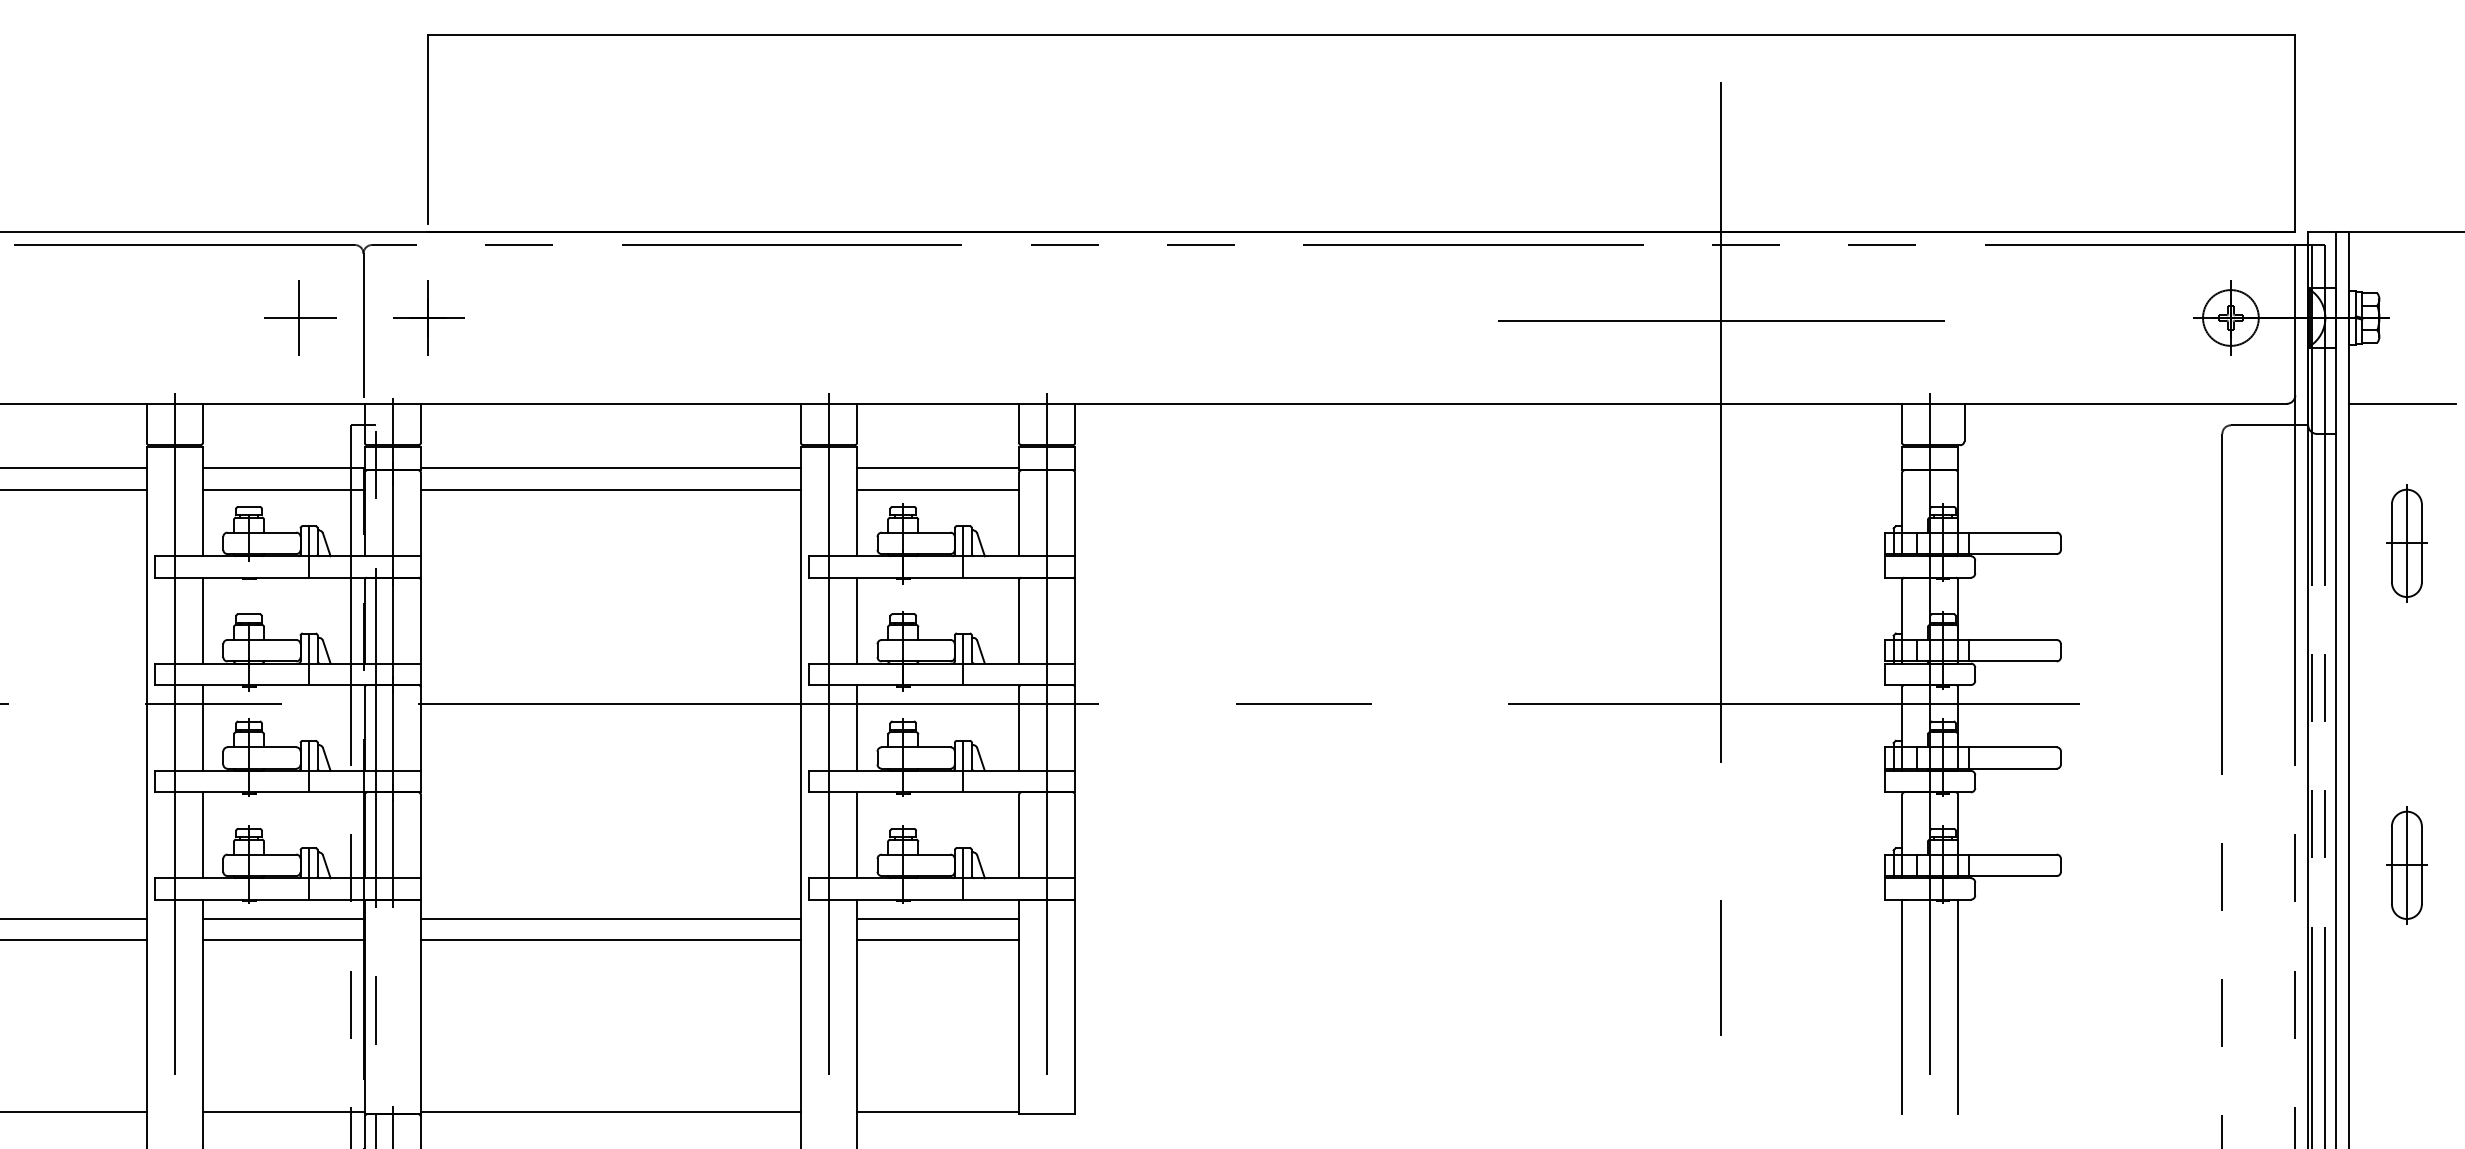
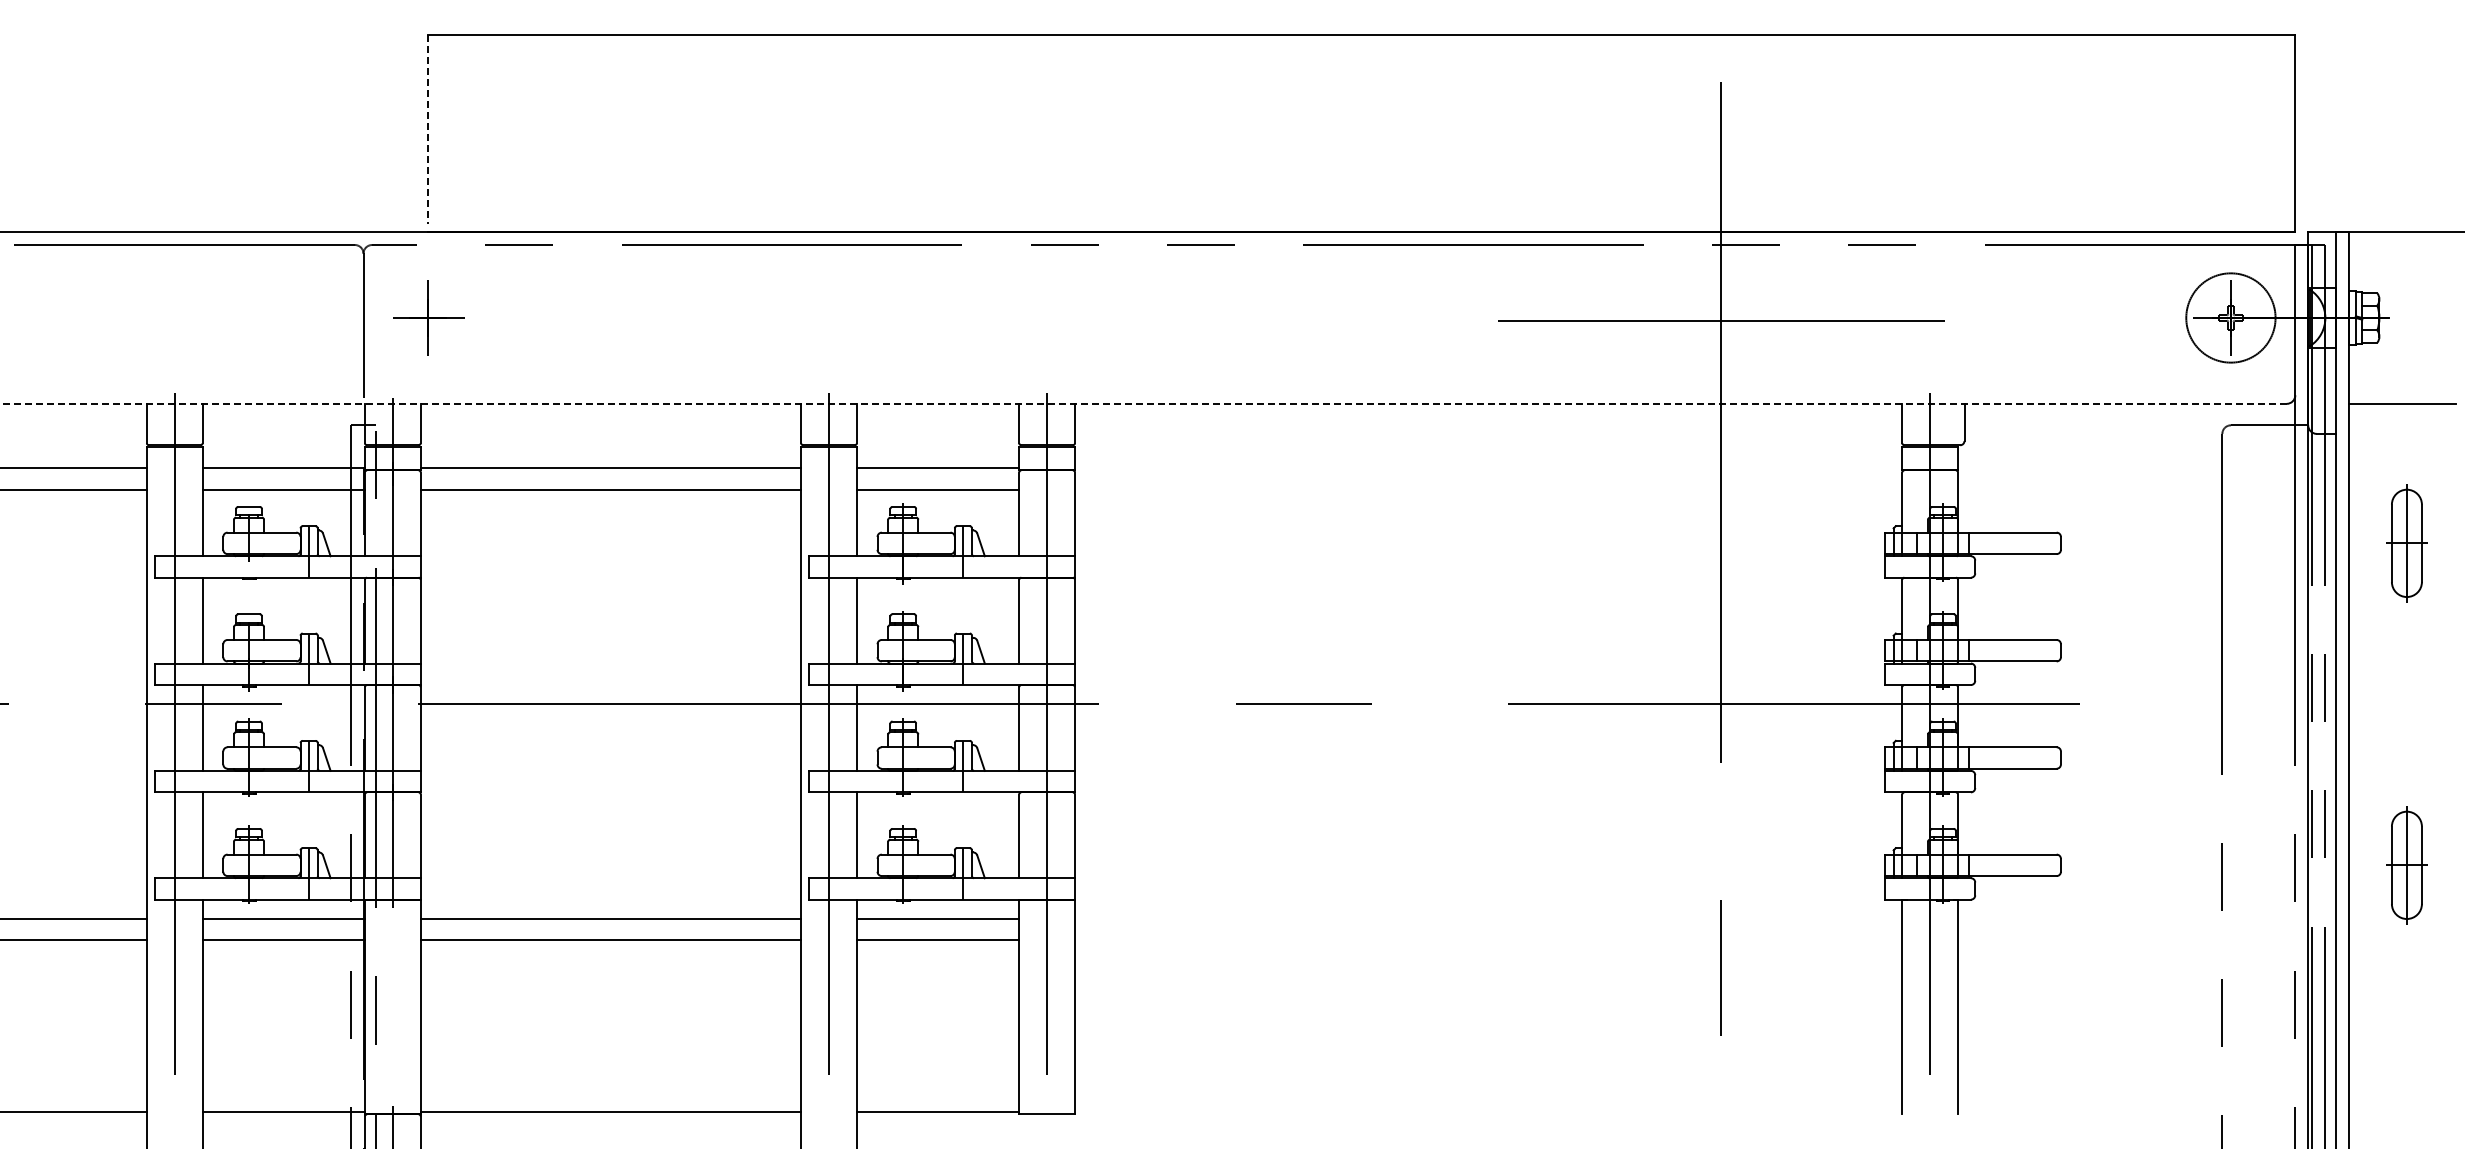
line: solid -> dashed (427, 129)
part: present -> none (300, 317)
circle diameter: 56 px -> 89 px (2230, 317)
line: solid -> dashed (1143, 403)
